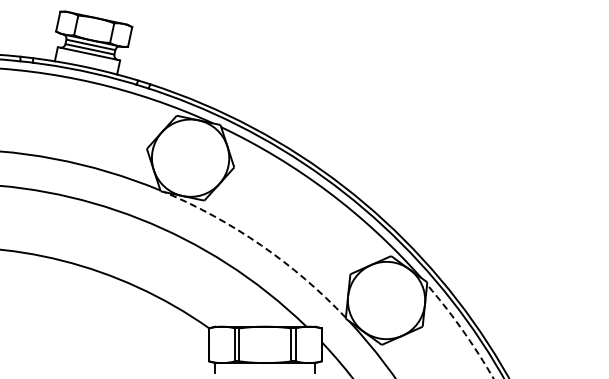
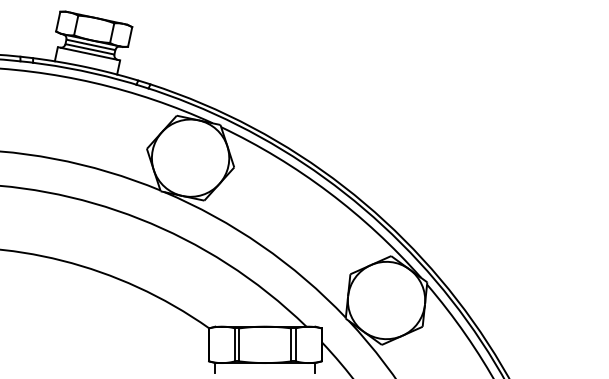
arc: dashed -> solid (261, 245)
arc: dashed -> solid (462, 330)
